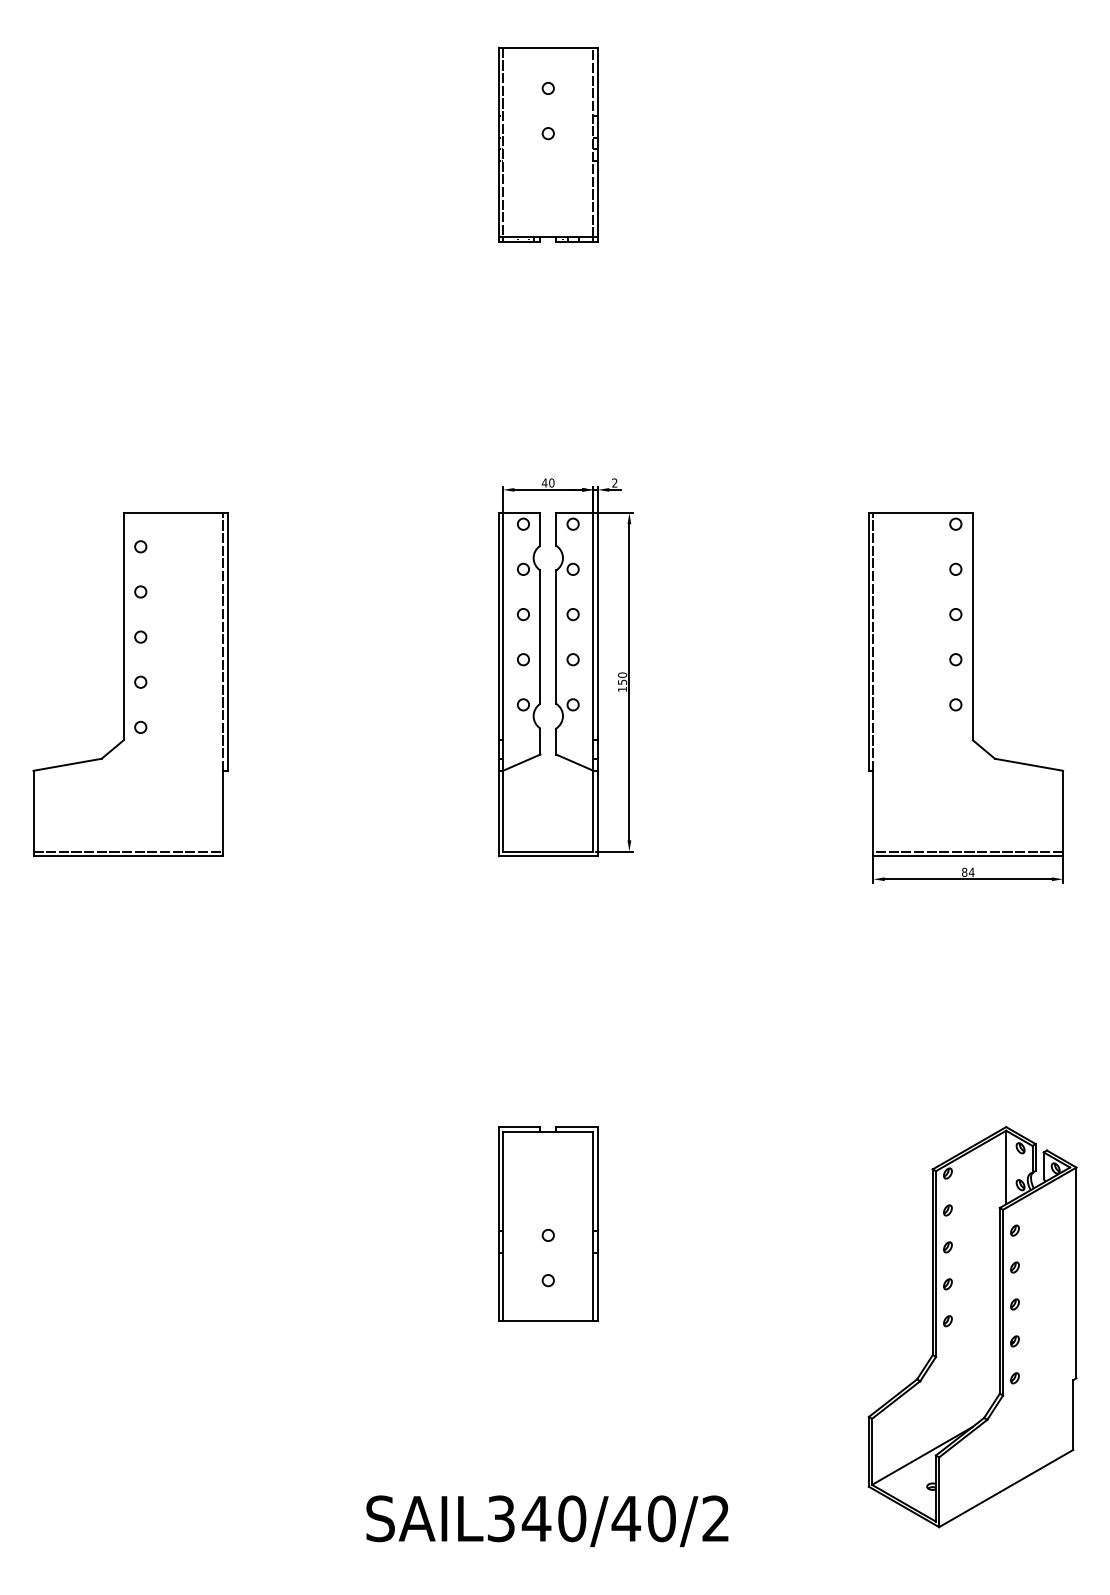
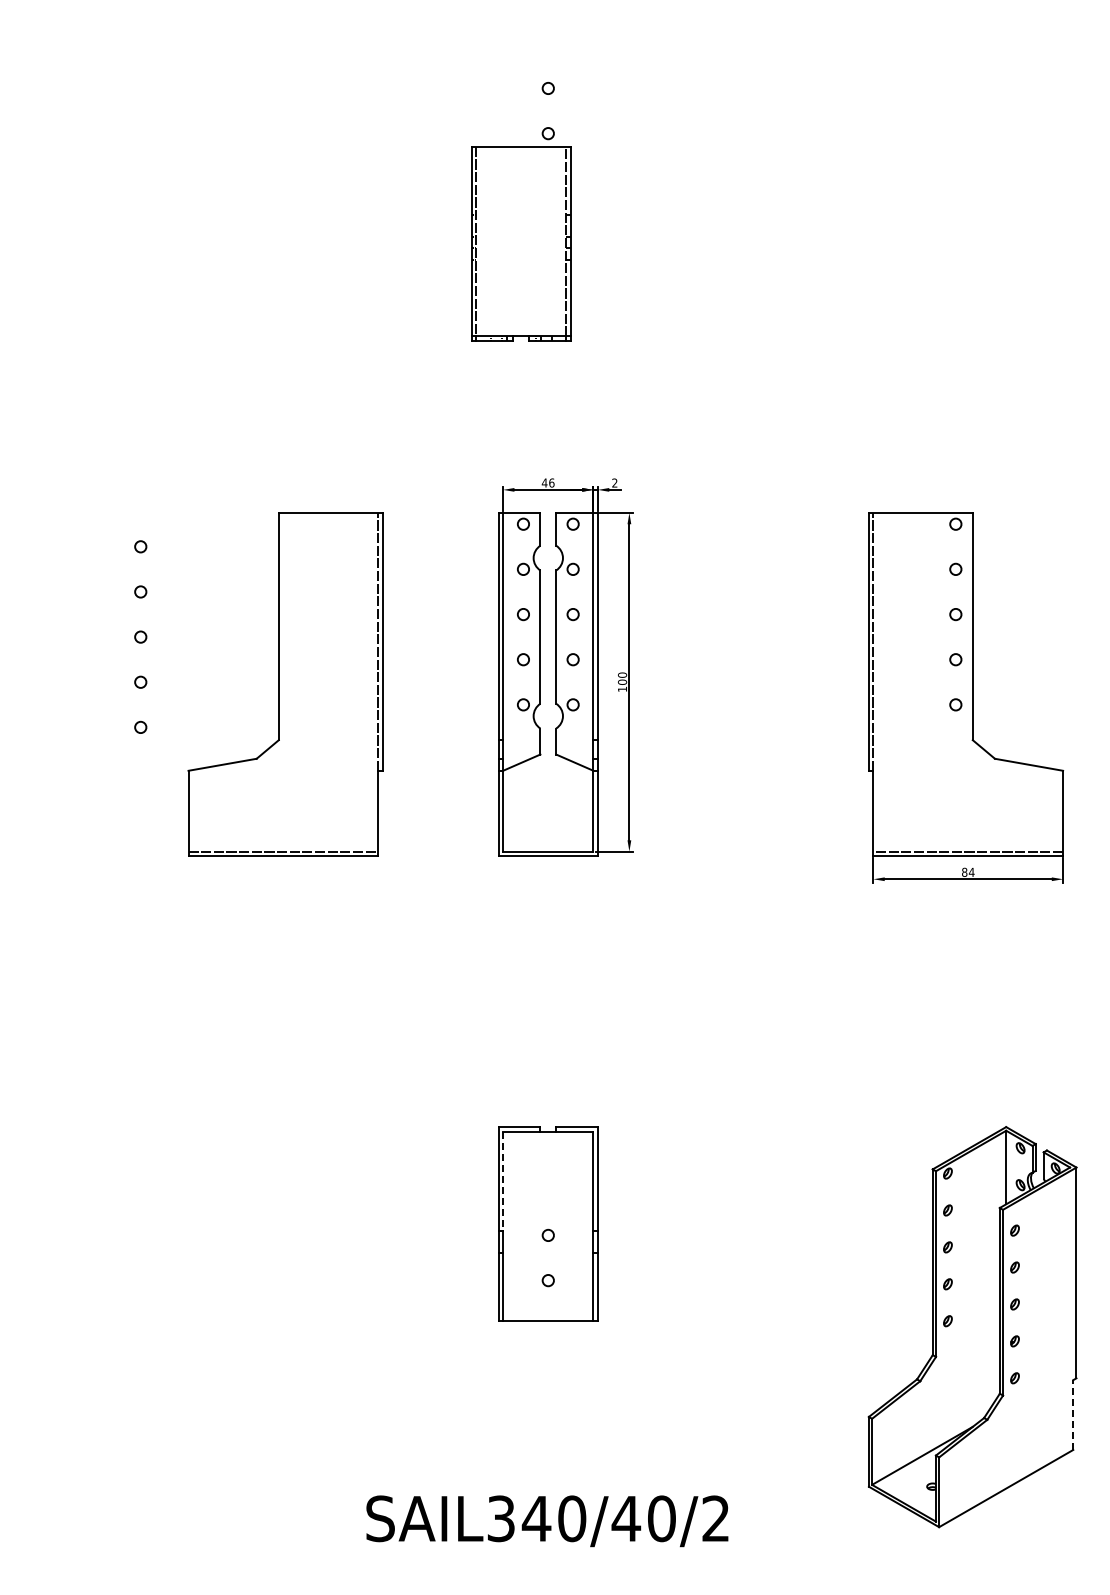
part position: (548, 144) -> (521, 243) (521, 243)
text: 40 -> 46 (551, 482)
text: 150 -> 100 (622, 681)
part position: (130, 684) -> (285, 684) (285, 684)
line: solid -> dashed (503, 1181)
line: solid -> dashed (1073, 1415)
